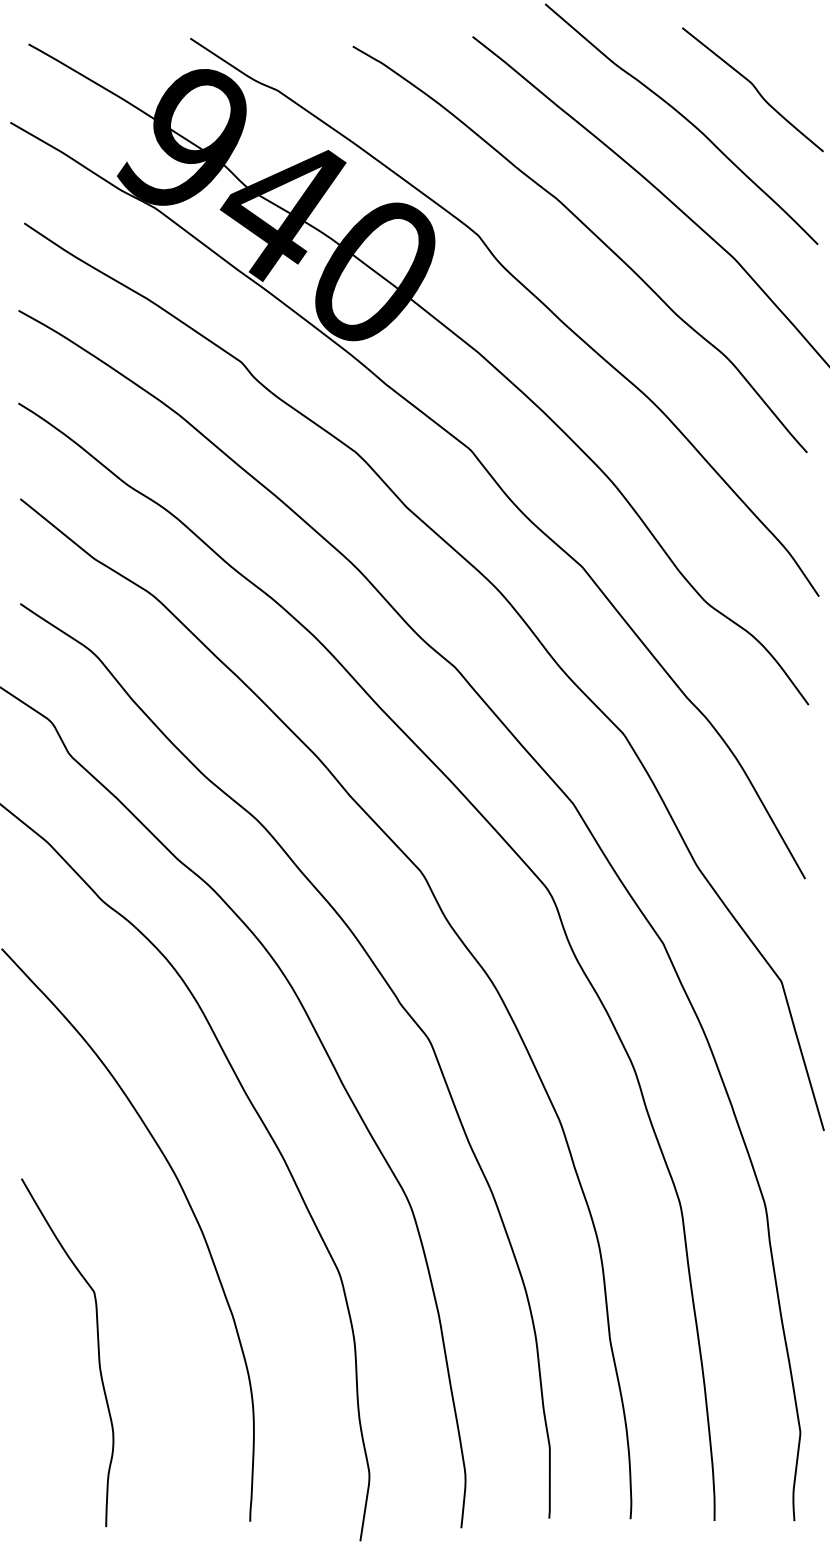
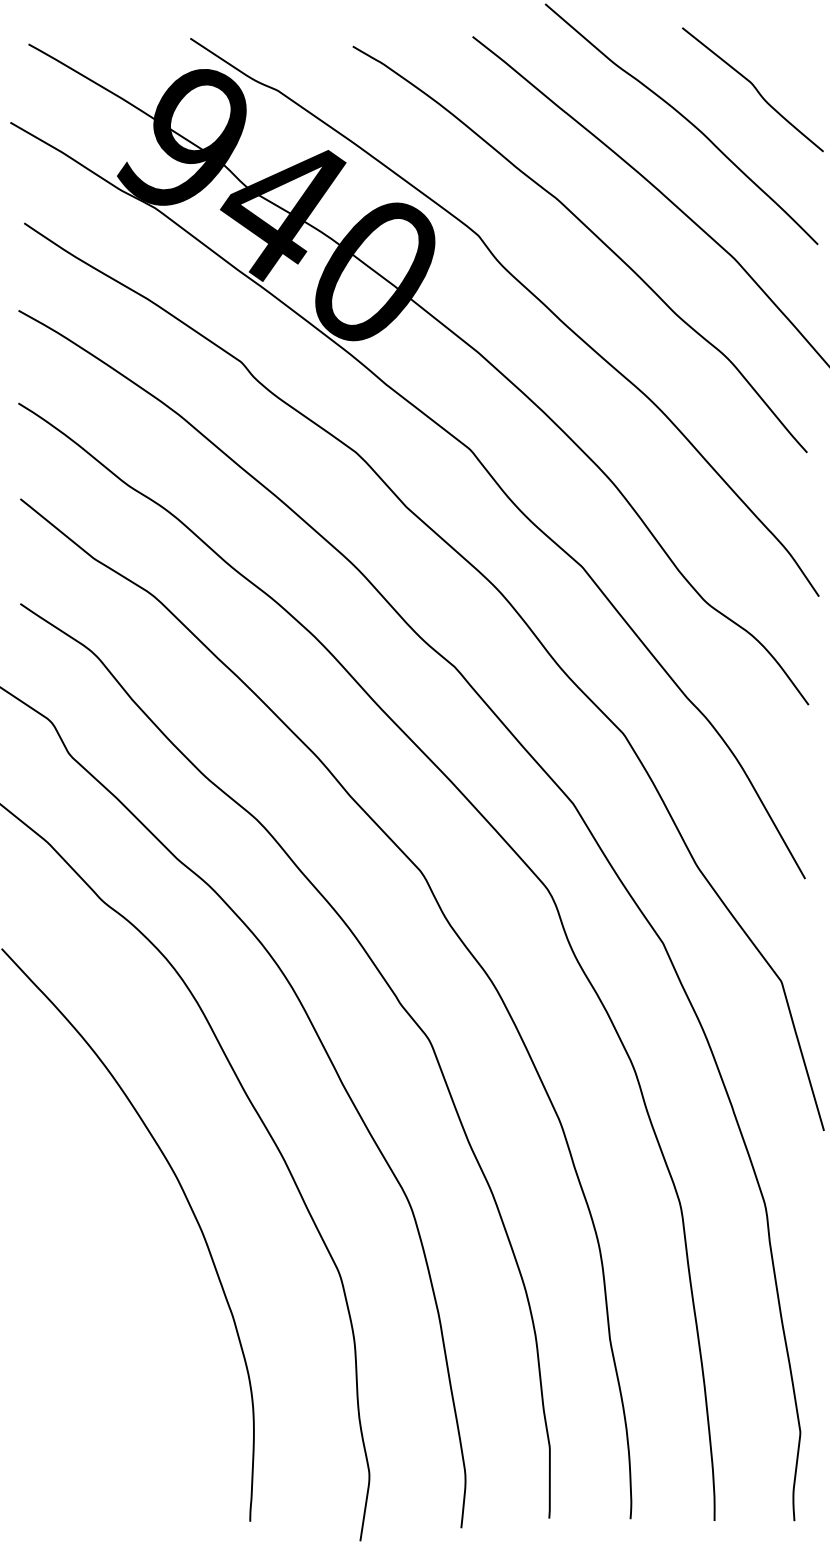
curve: present -> none (97, 1350)
